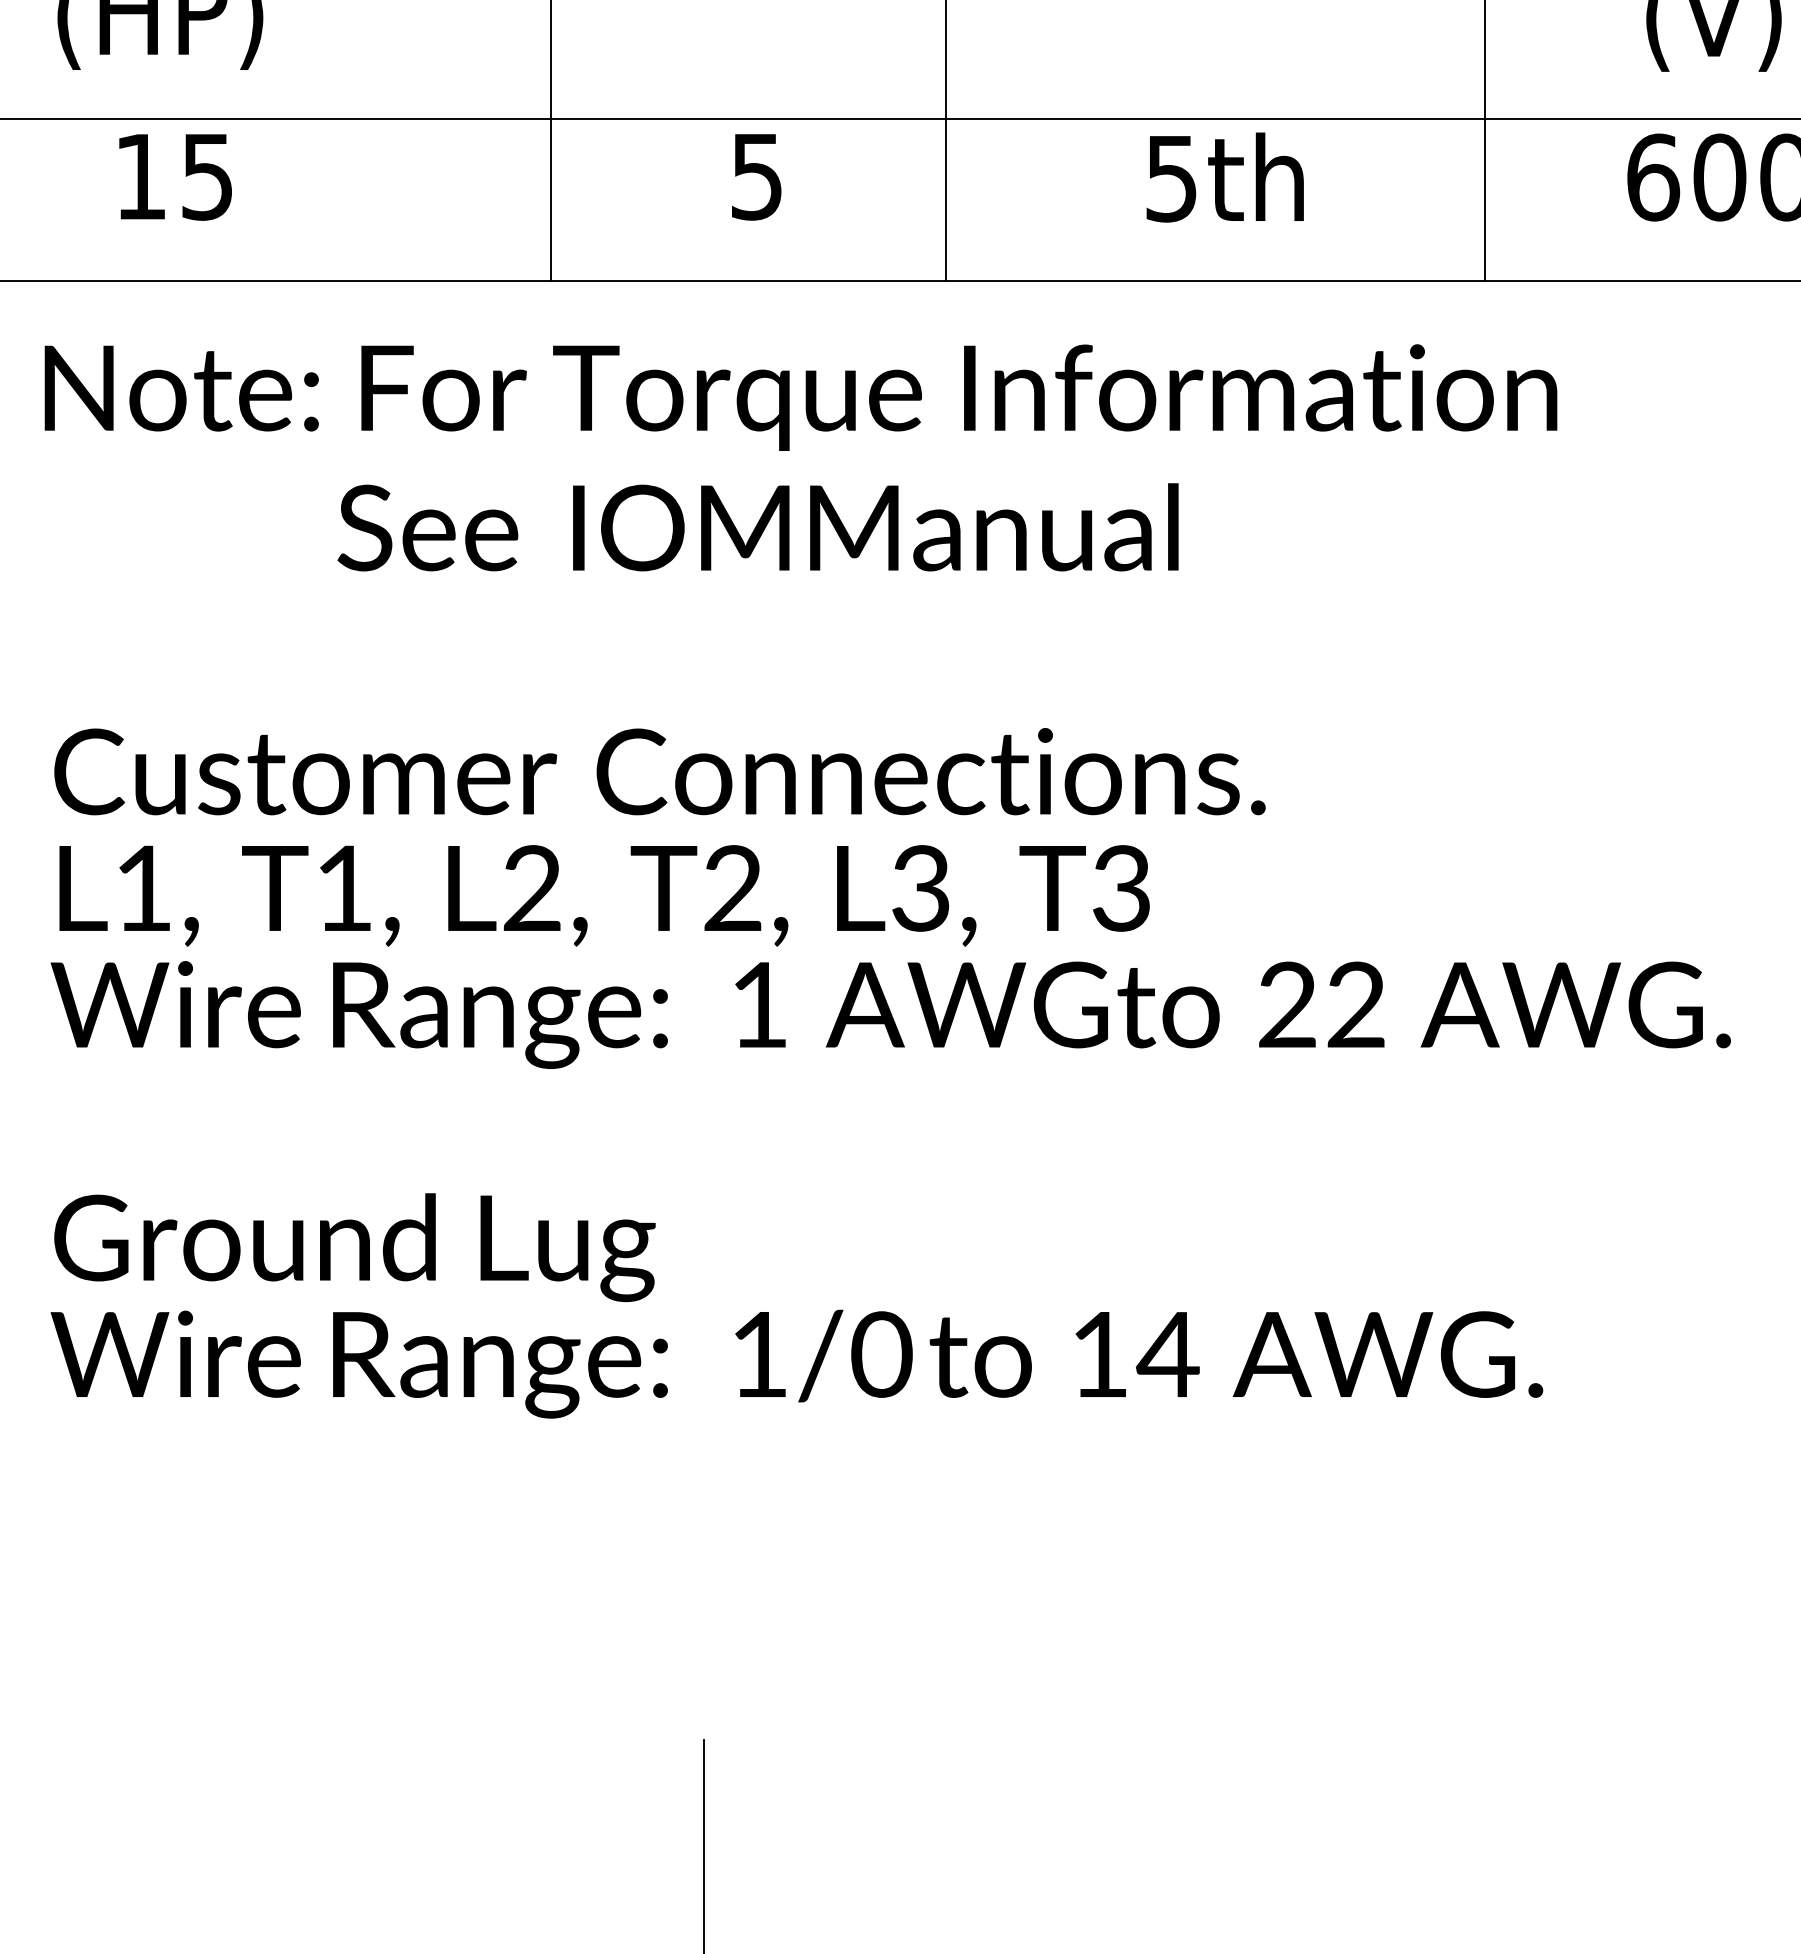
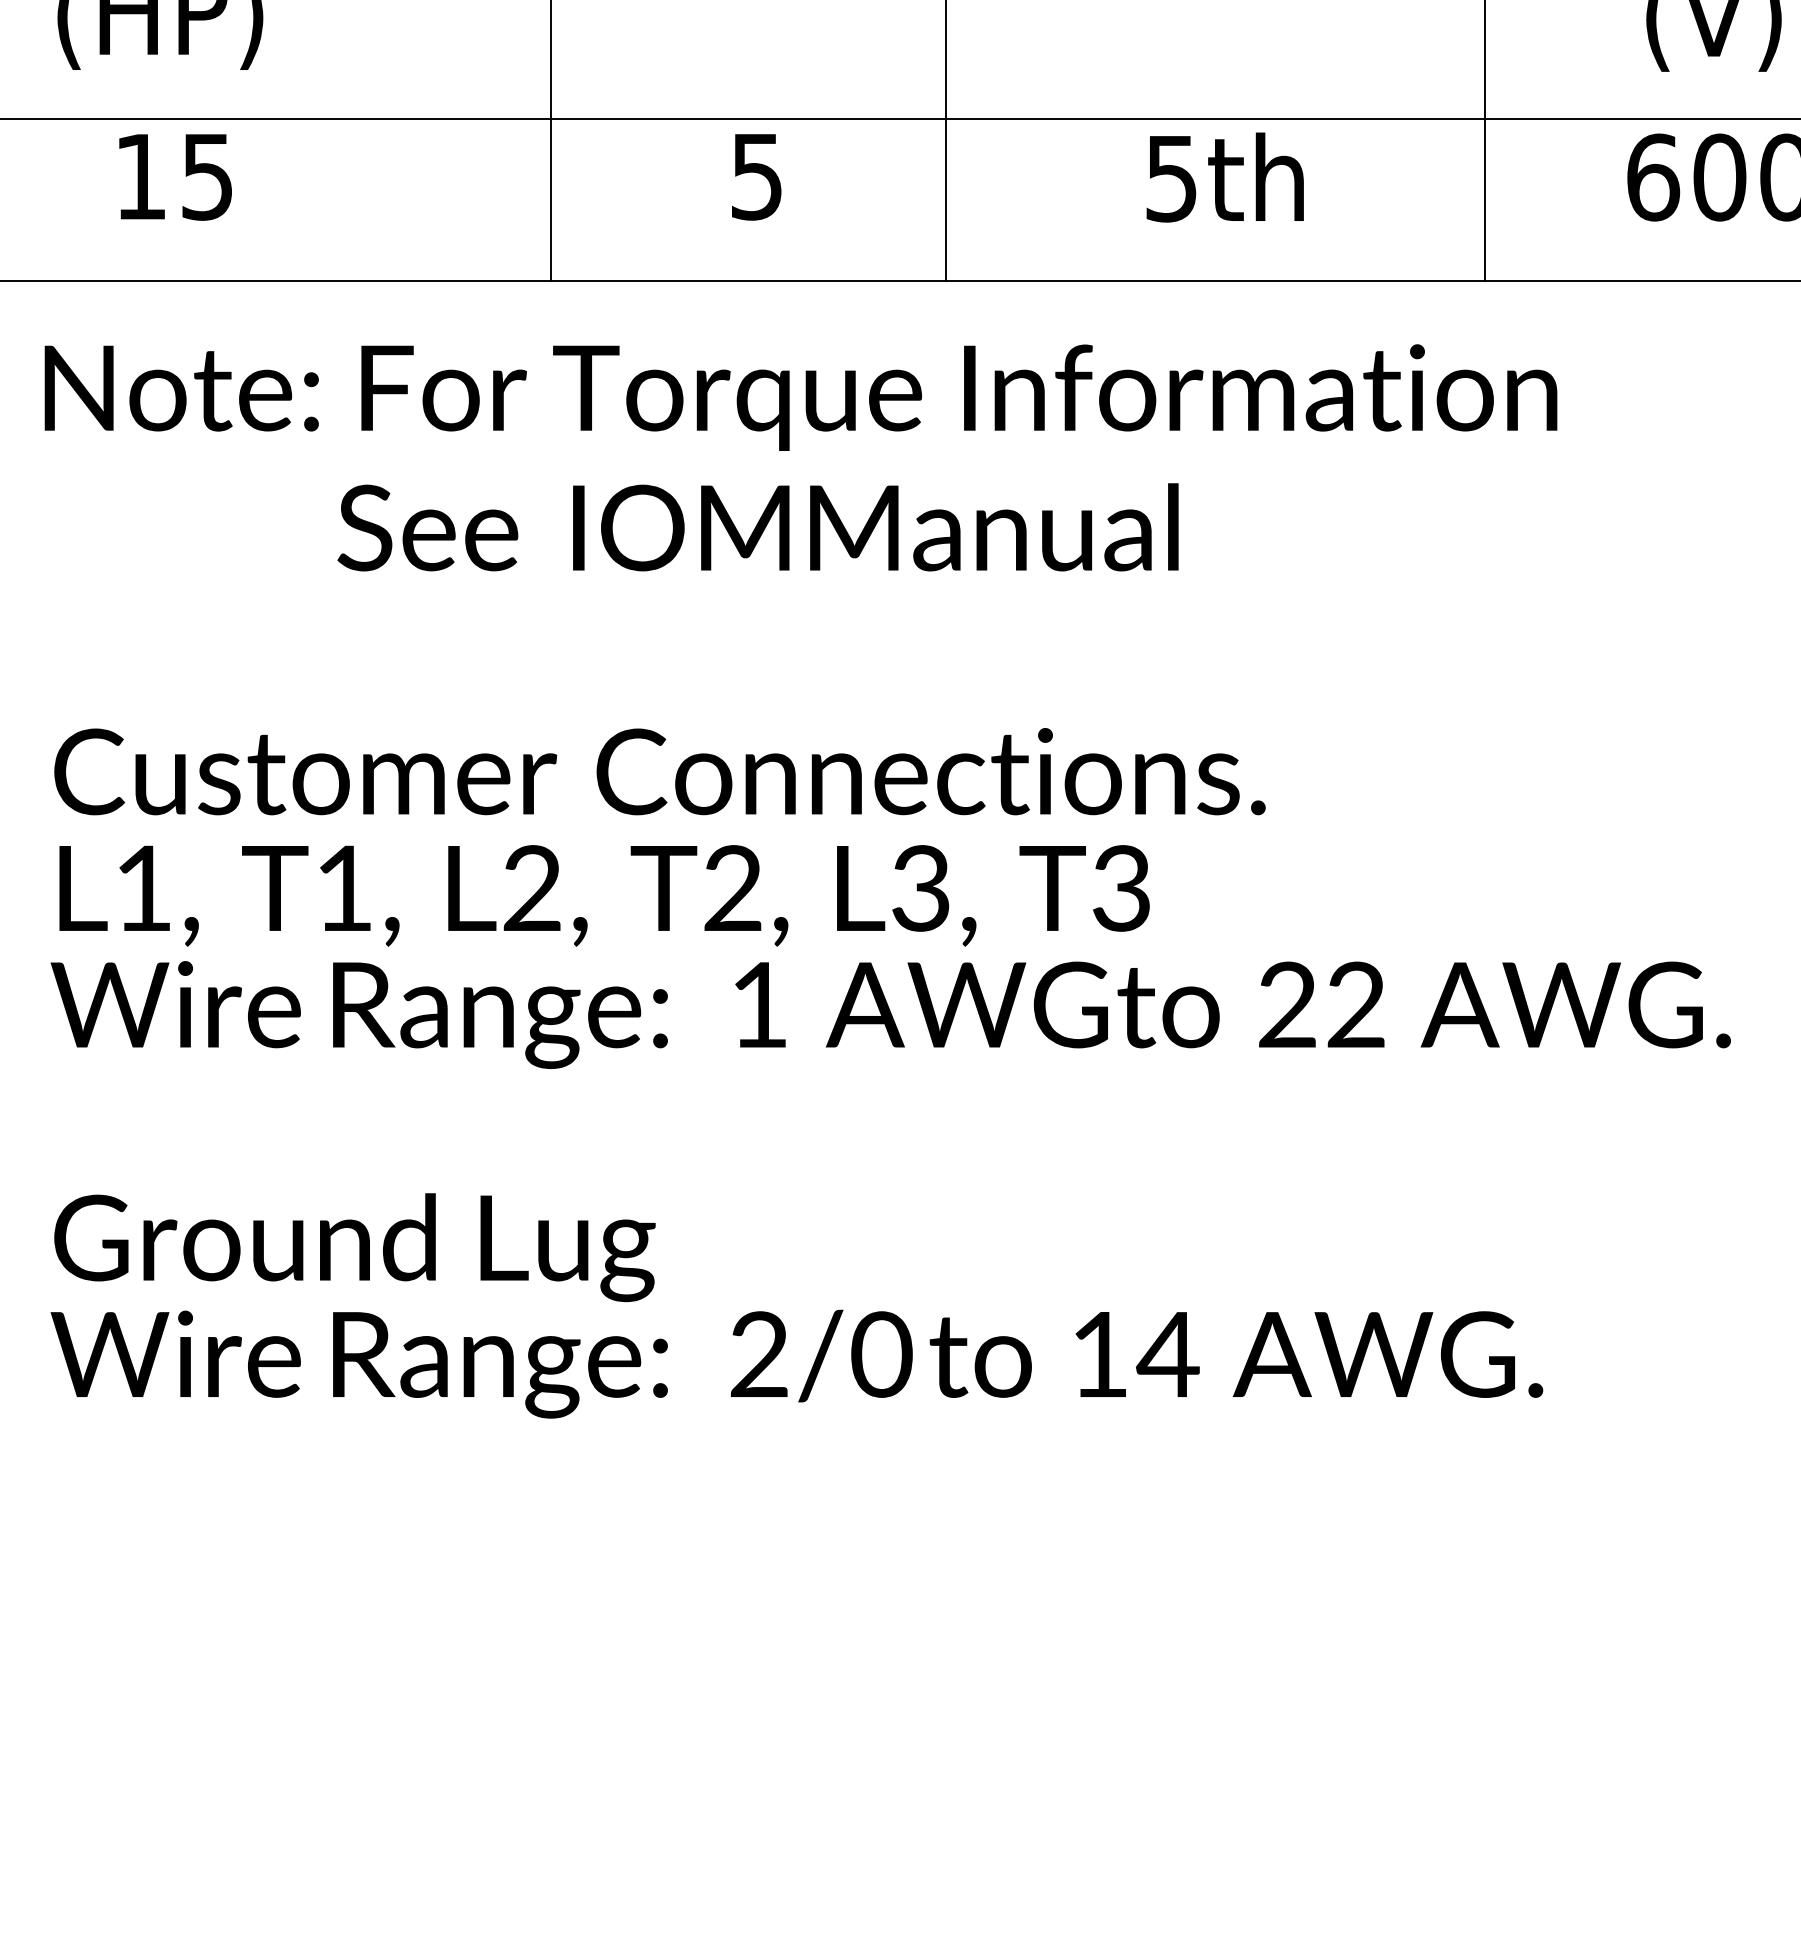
text: 1/0 -> 2/0 (759, 1353)
line: present -> none (703, 1845)
